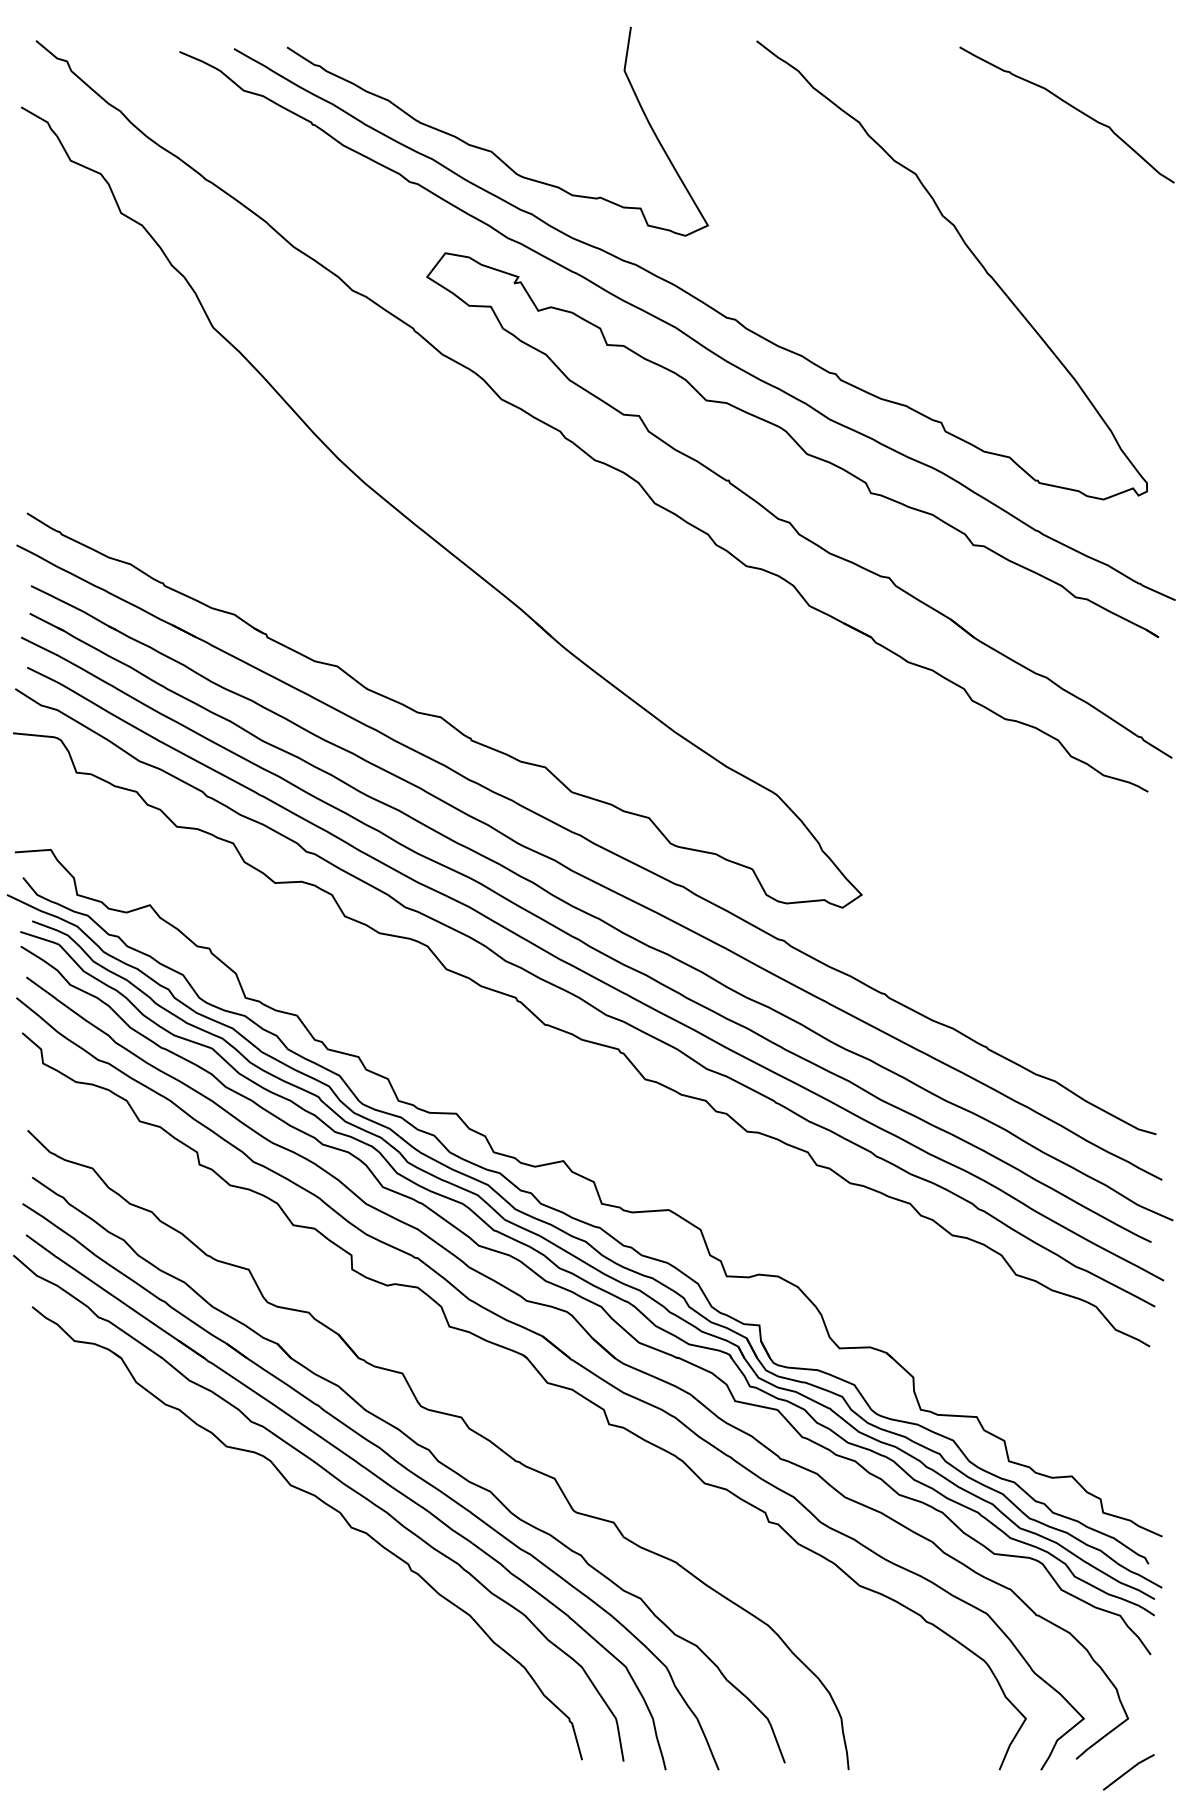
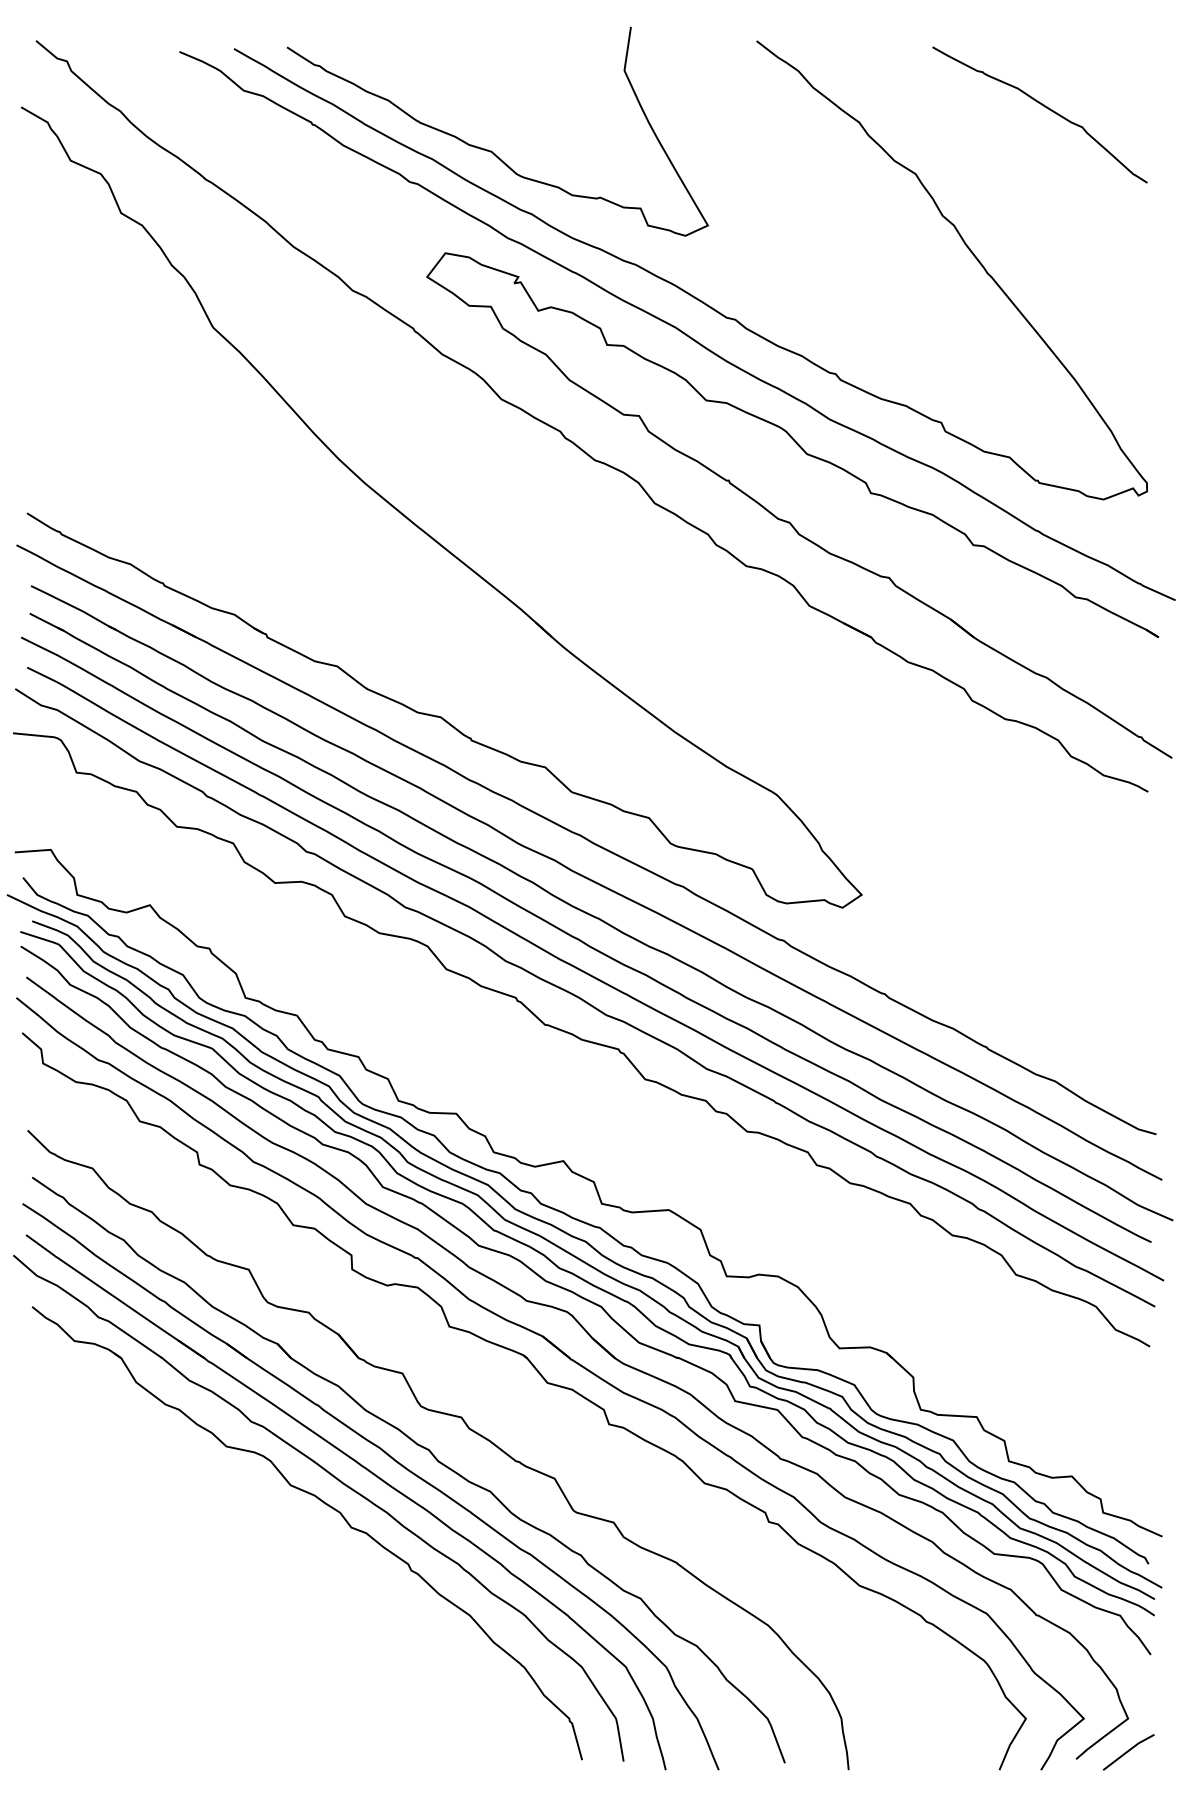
curve position: (1070, 106) -> (1043, 106) (1043, 106)
line position: (1128, 1772) -> (1128, 1752) (1128, 1752)
